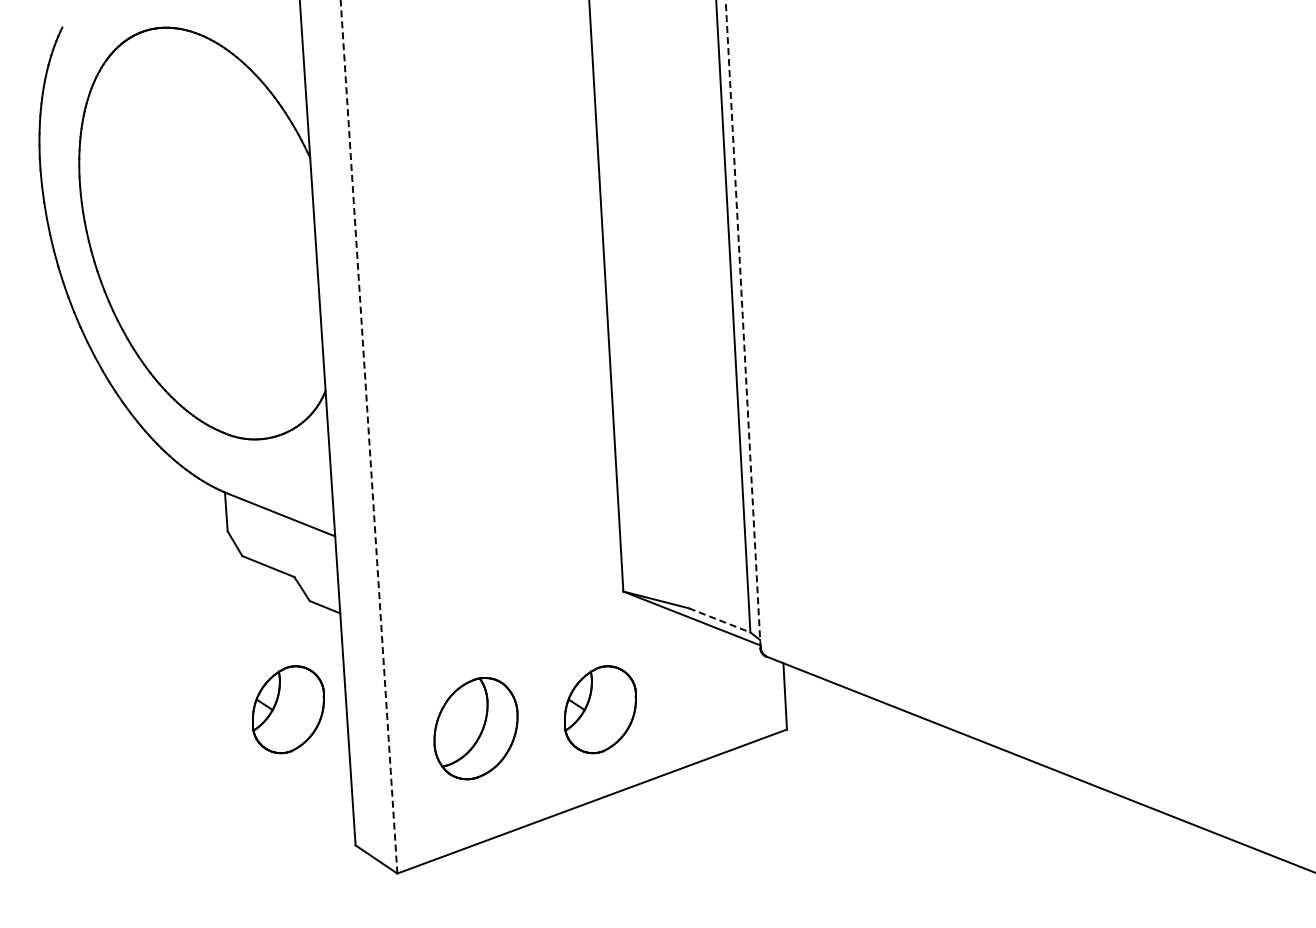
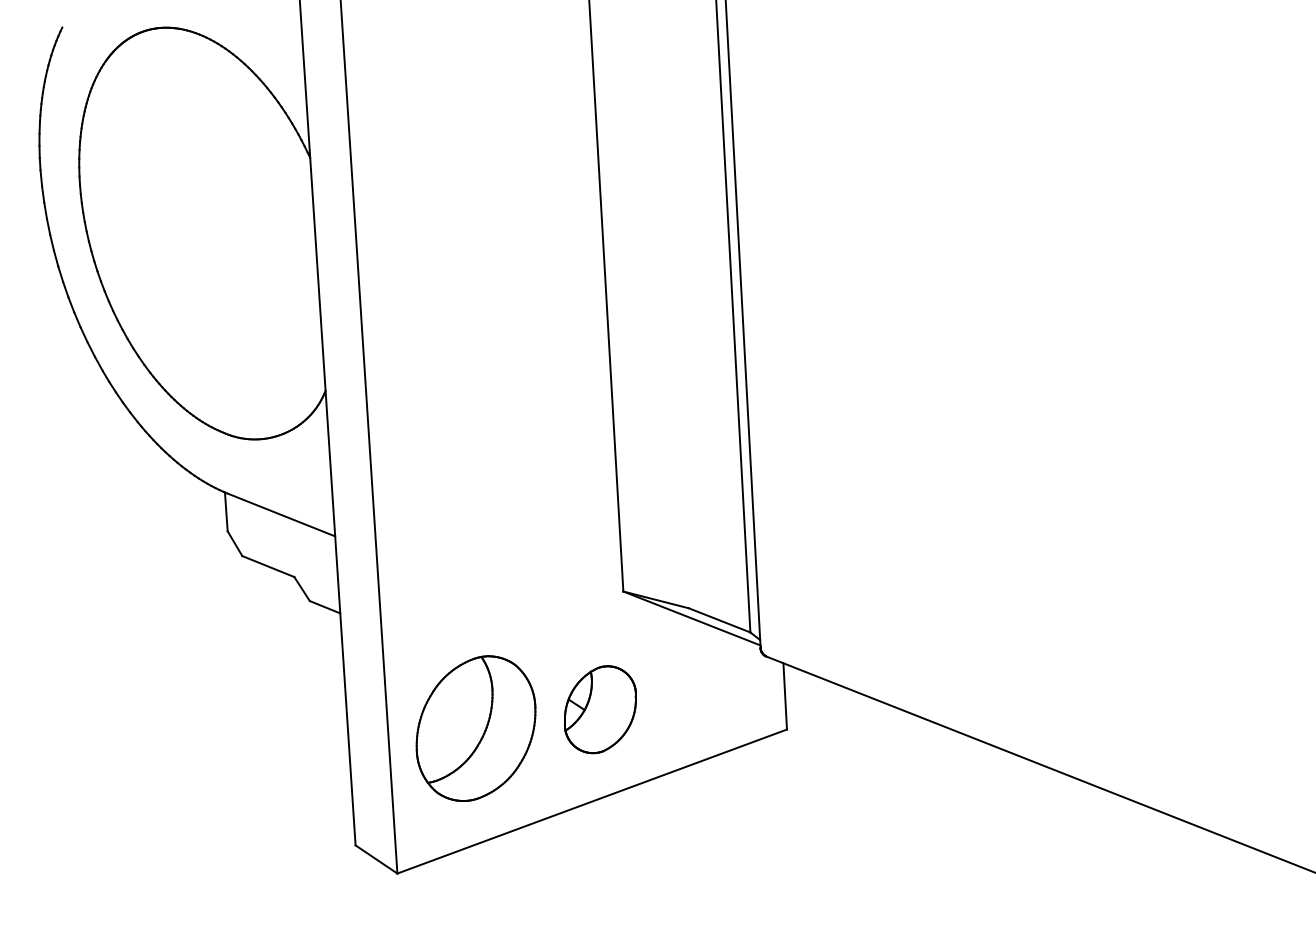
line: dashed -> solid (743, 324)
line: dashed -> solid (369, 436)
line: dashed -> solid (720, 620)
part: present -> none (288, 709)
part size: 86x104 px -> 122x147 px (475, 728)
